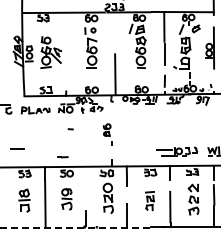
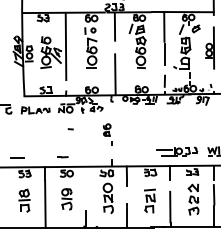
line: none -> present (114, 26)
line: none -> present (65, 46)
line position: (17, 148) -> (17, 157) (17, 157)
part size: 10x21 px -> 12x26 px (149, 200)
line: dashed -> solid (77, 227)
